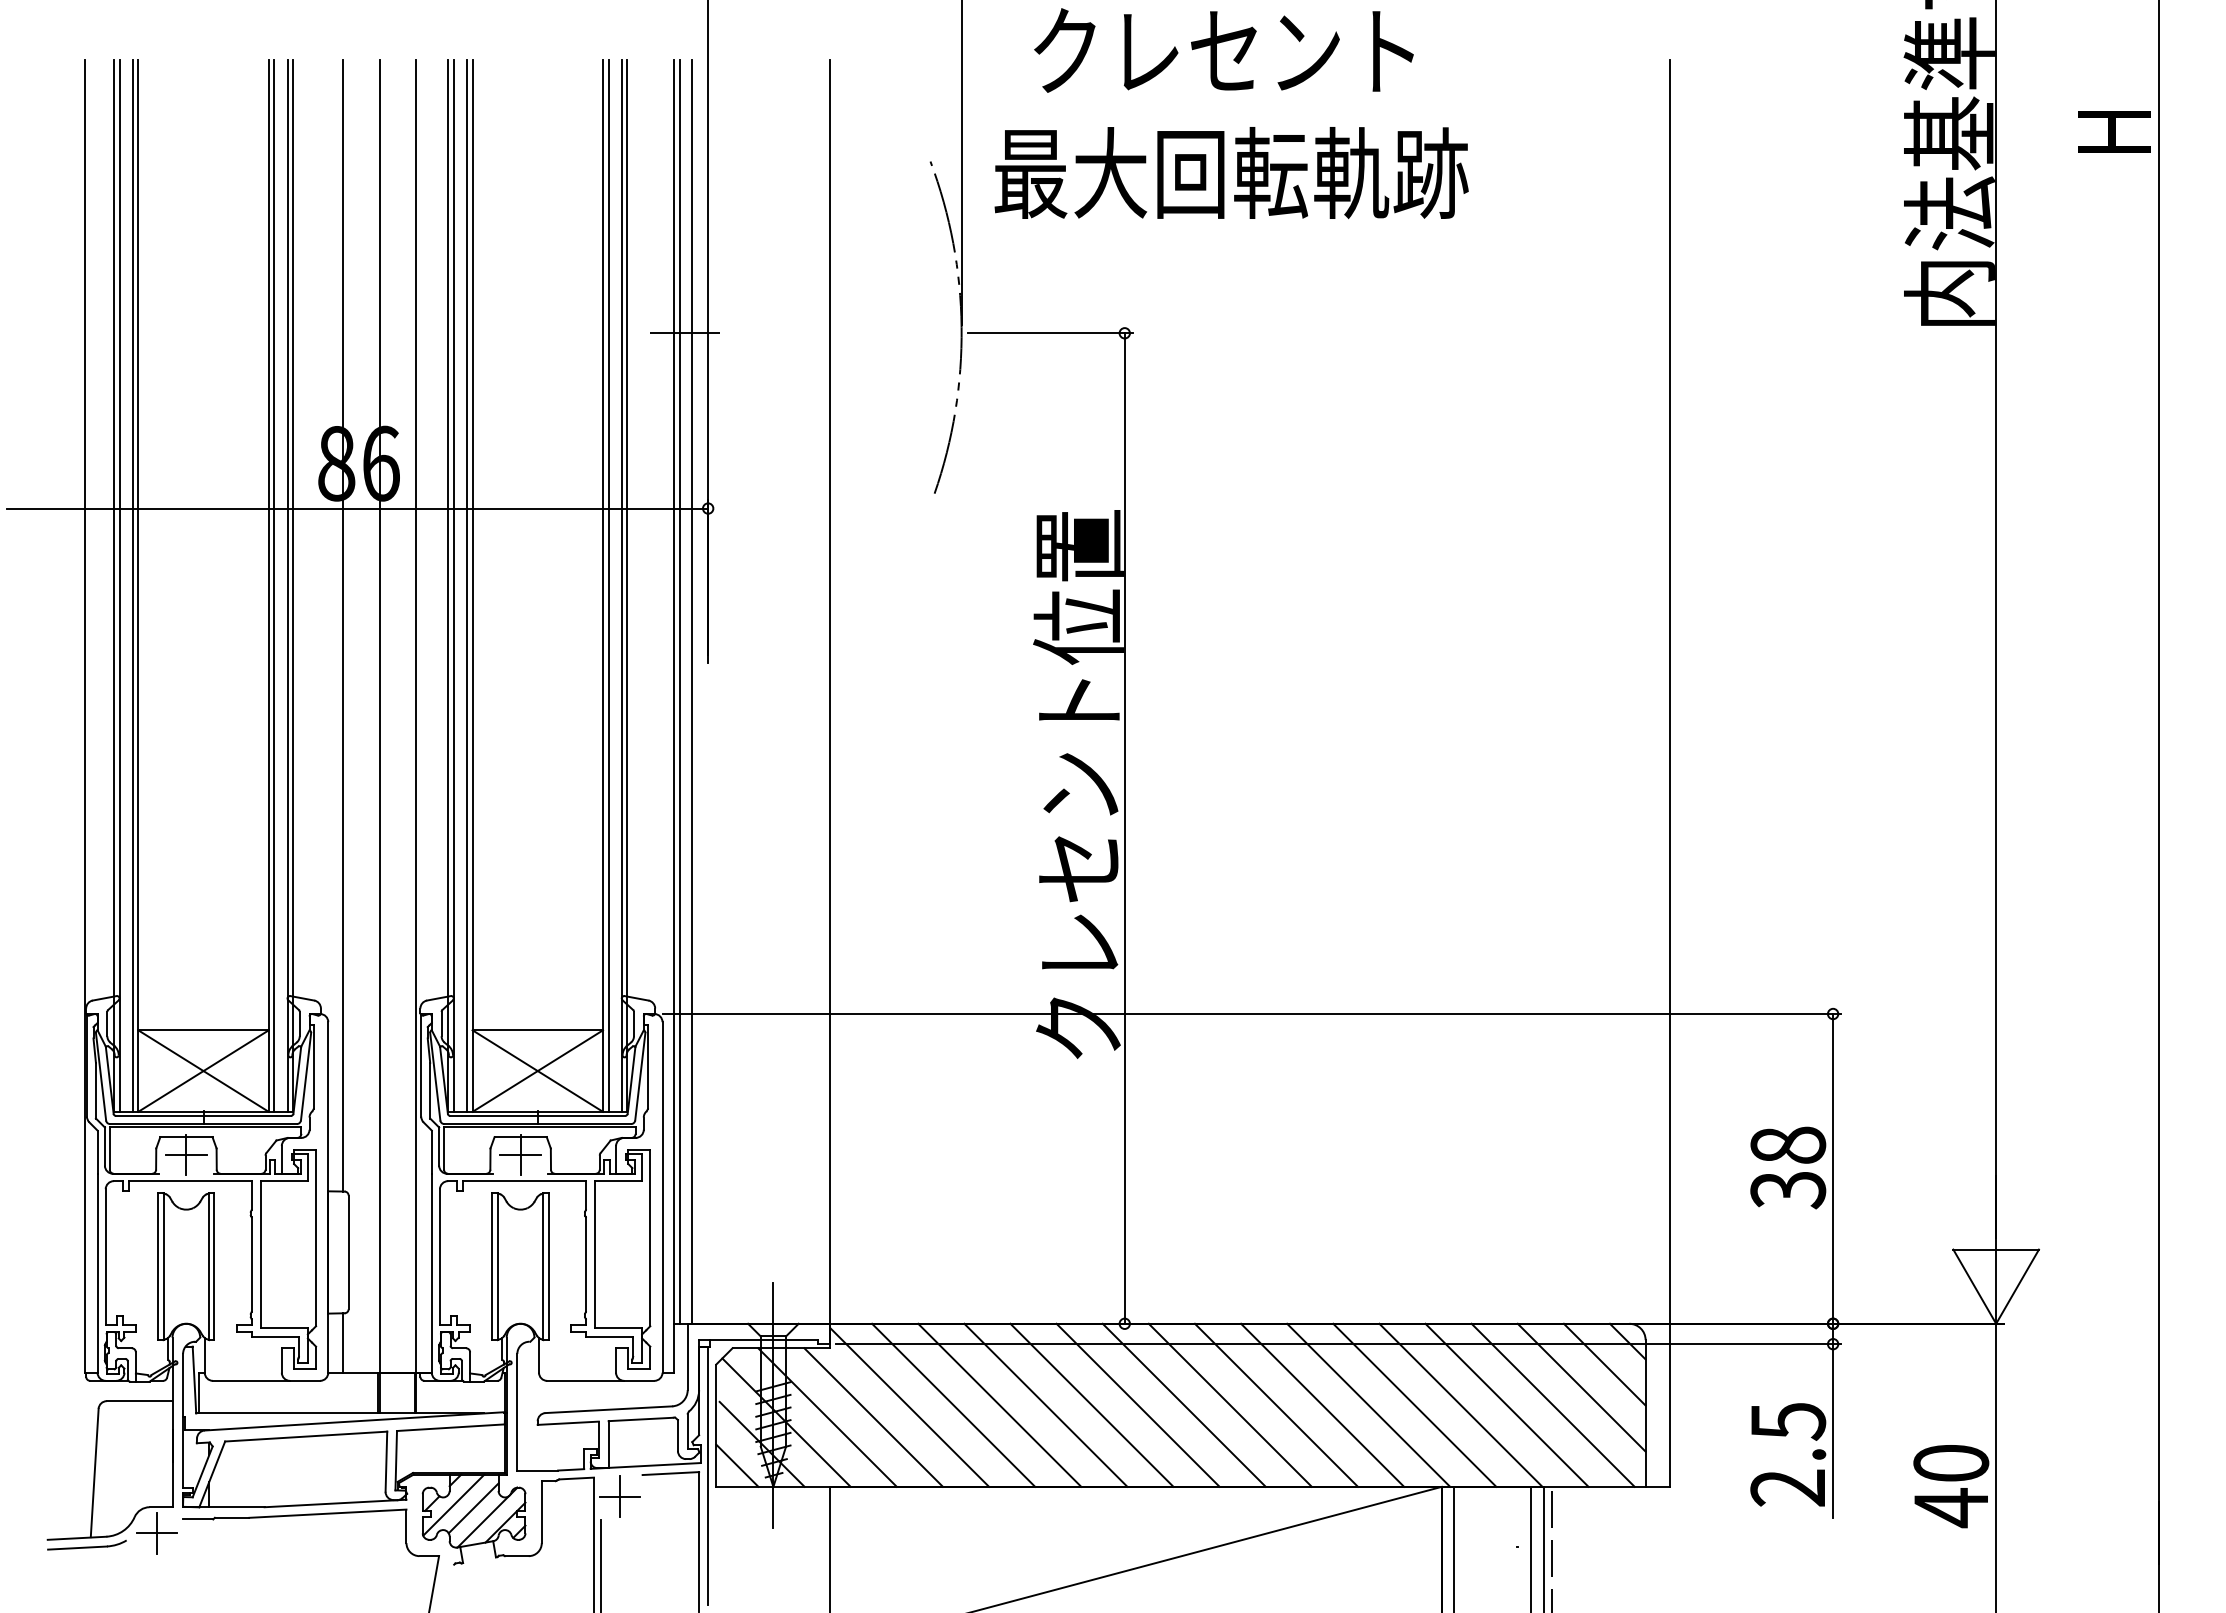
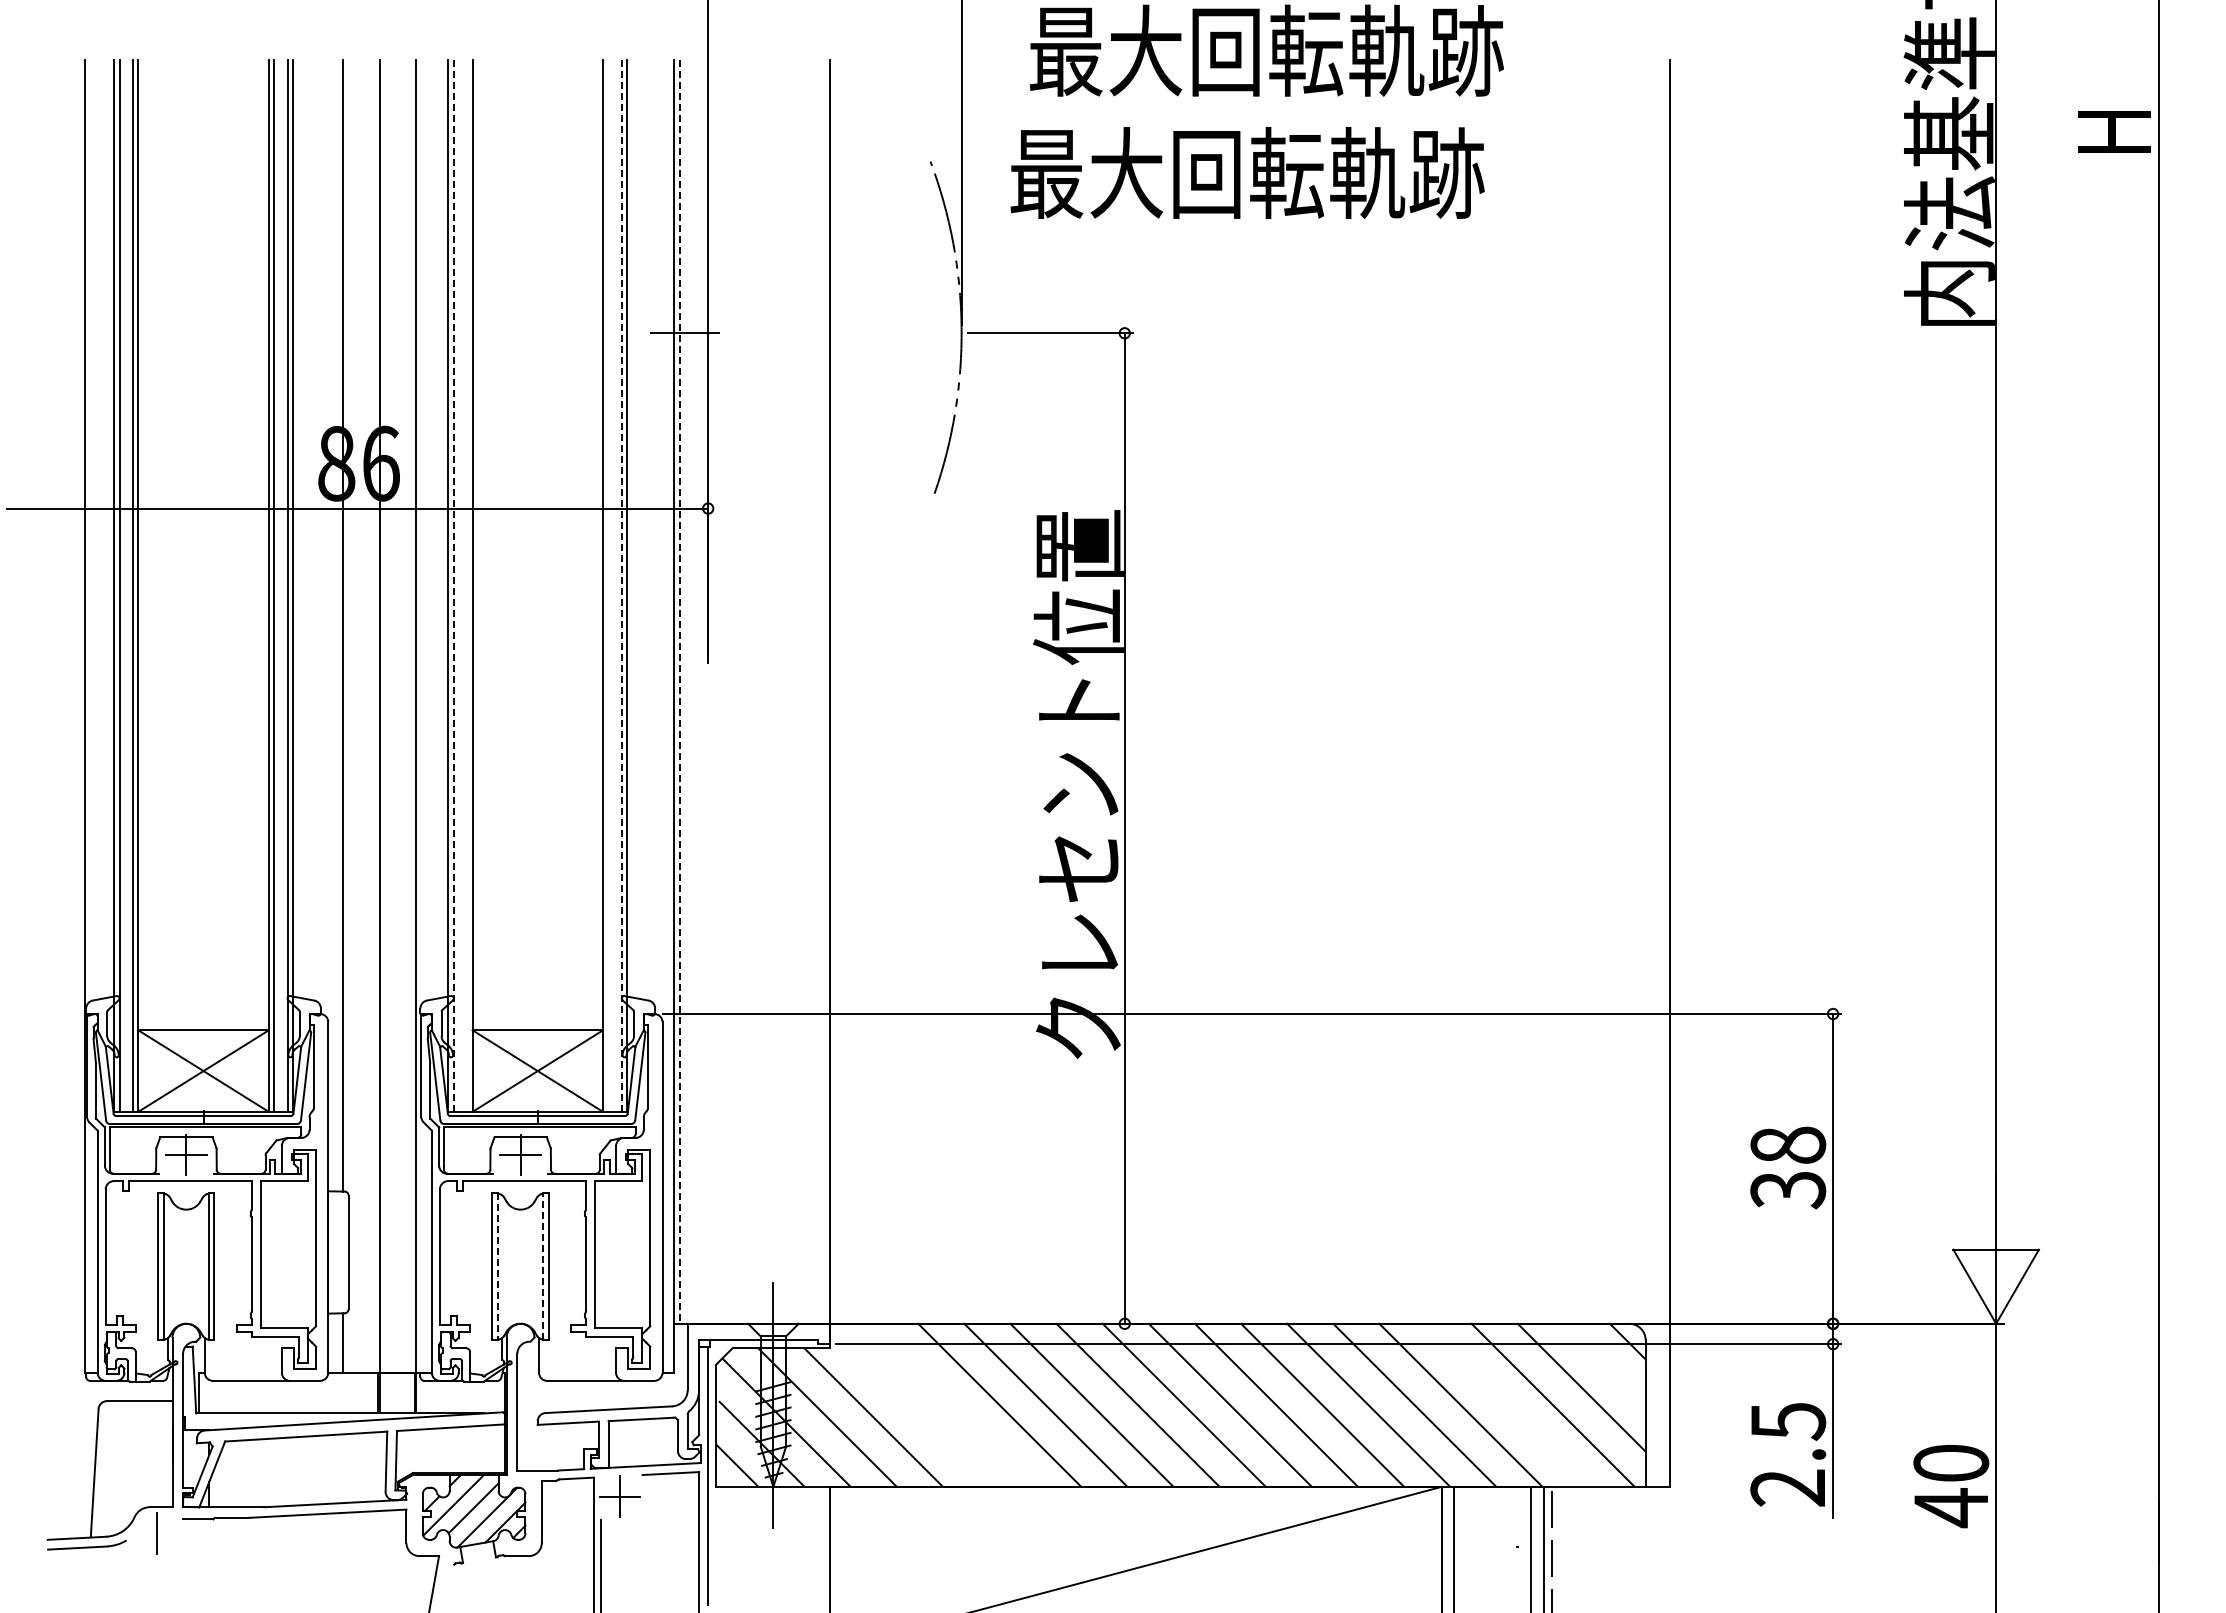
text: クレセント -> 最大回転軌跡 (1266, 50)
text position: (1231, 173) -> (1247, 173) (1247, 173)
line: solid -> dashed (453, 585)
line: present -> none (466, 585)
line: present -> none (608, 585)
line: solid -> dashed (621, 585)
line: solid -> dashed (680, 691)
line: present -> none (691, 691)
line: solid -> dashed (543, 1266)
line: solid -> dashed (497, 1267)
line: present -> none (1604, 1364)
line: present -> none (953, 1404)
line: present -> none (1506, 1404)
line: present -> none (909, 1407)
line: present -> none (156, 1533)
